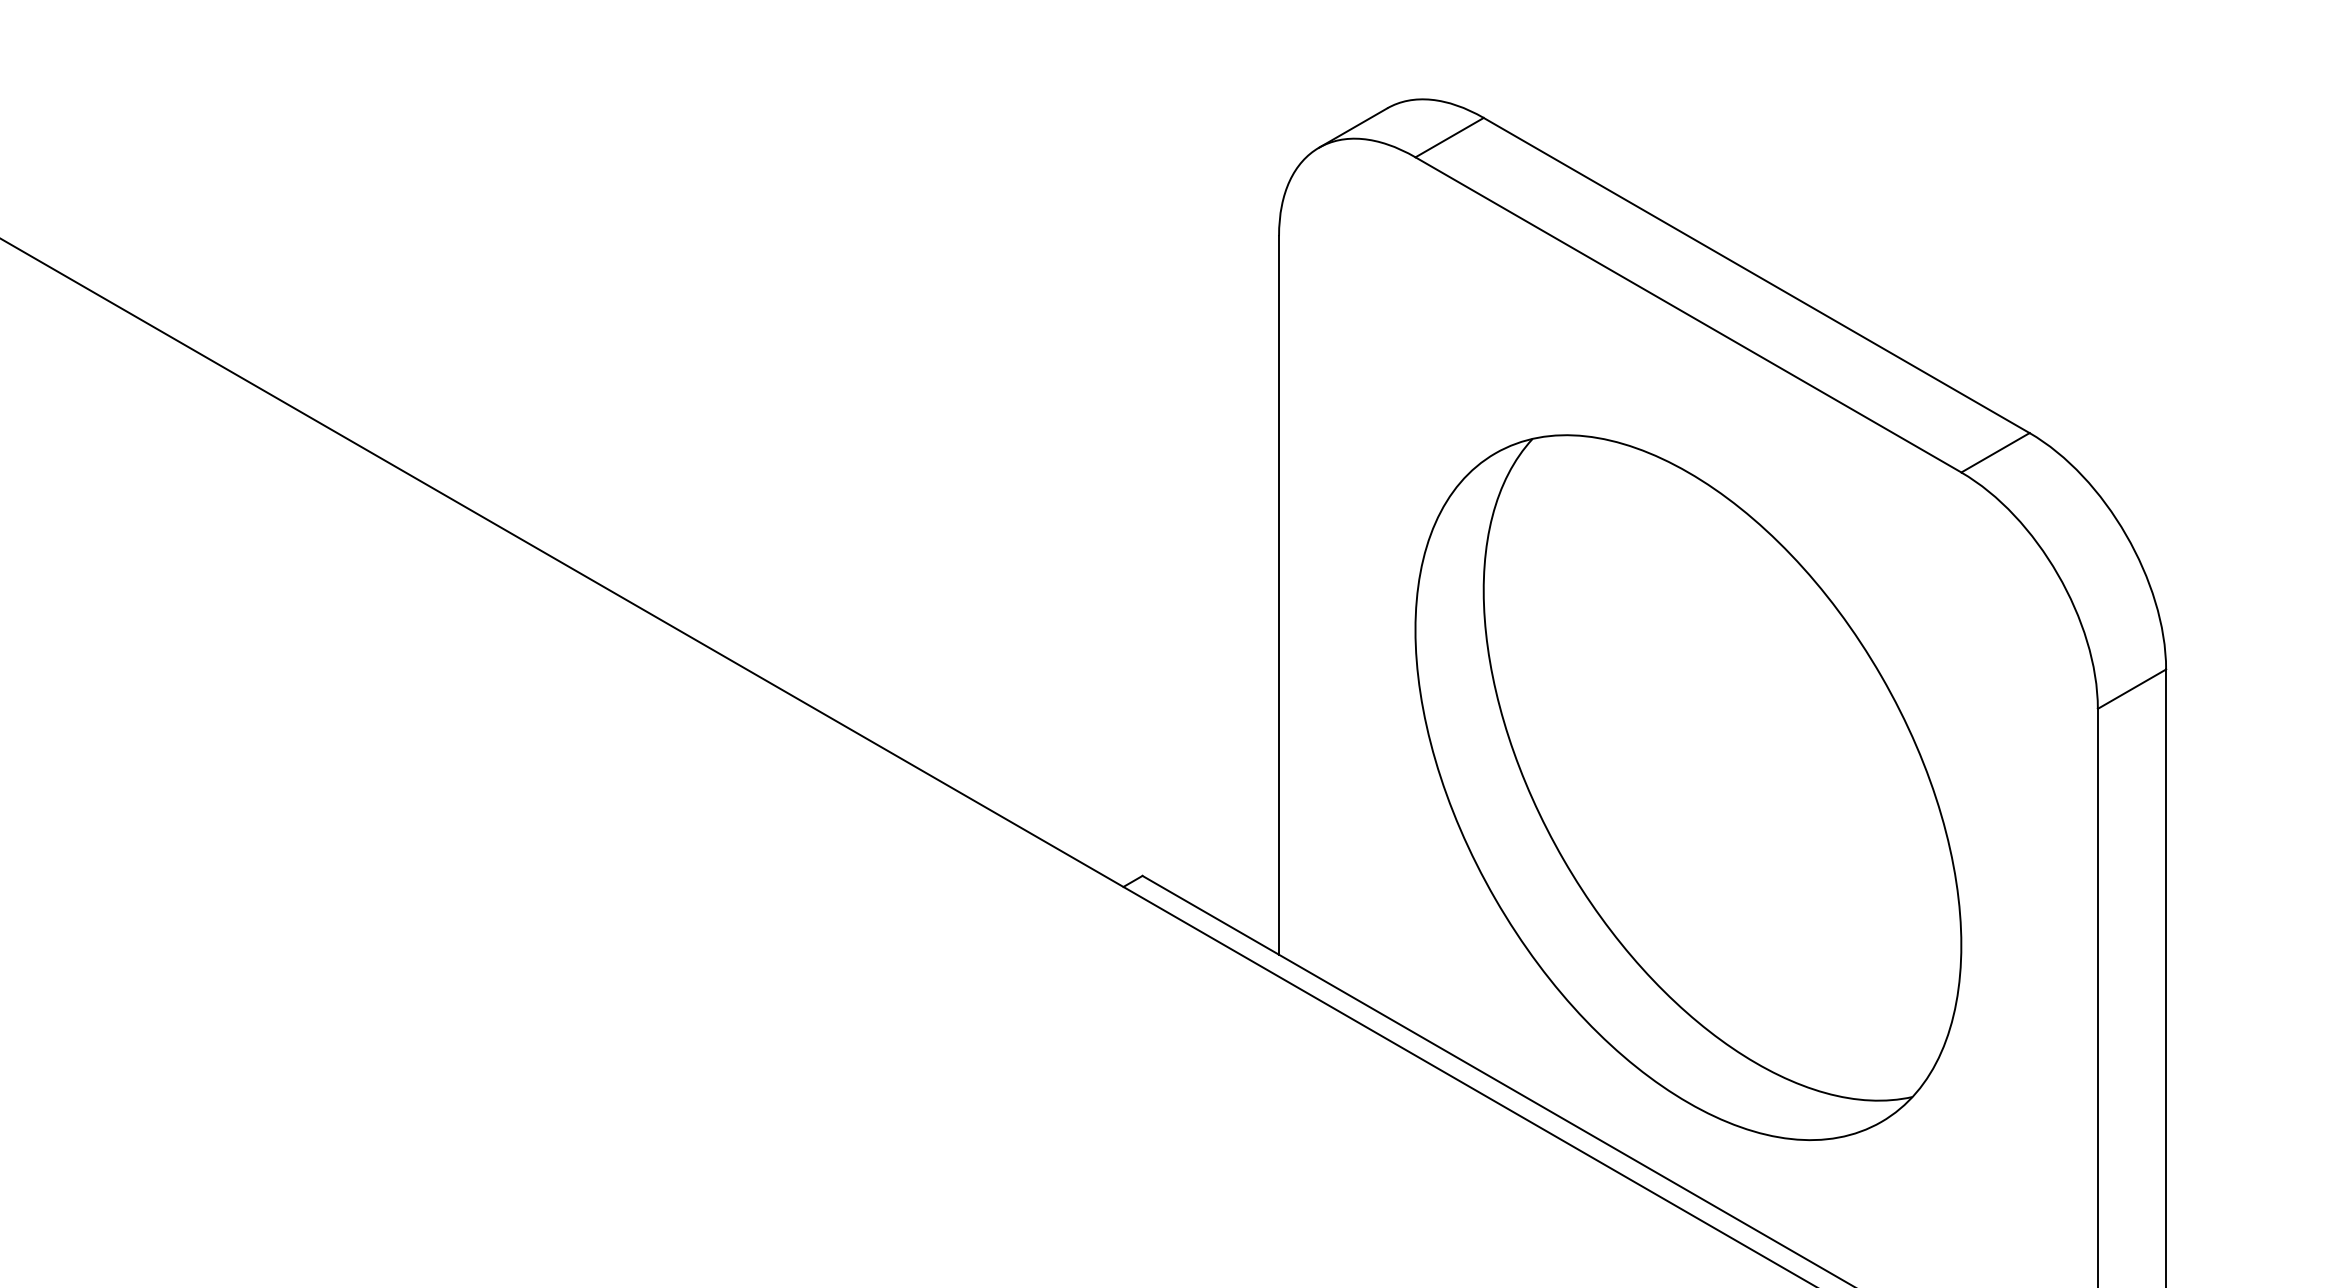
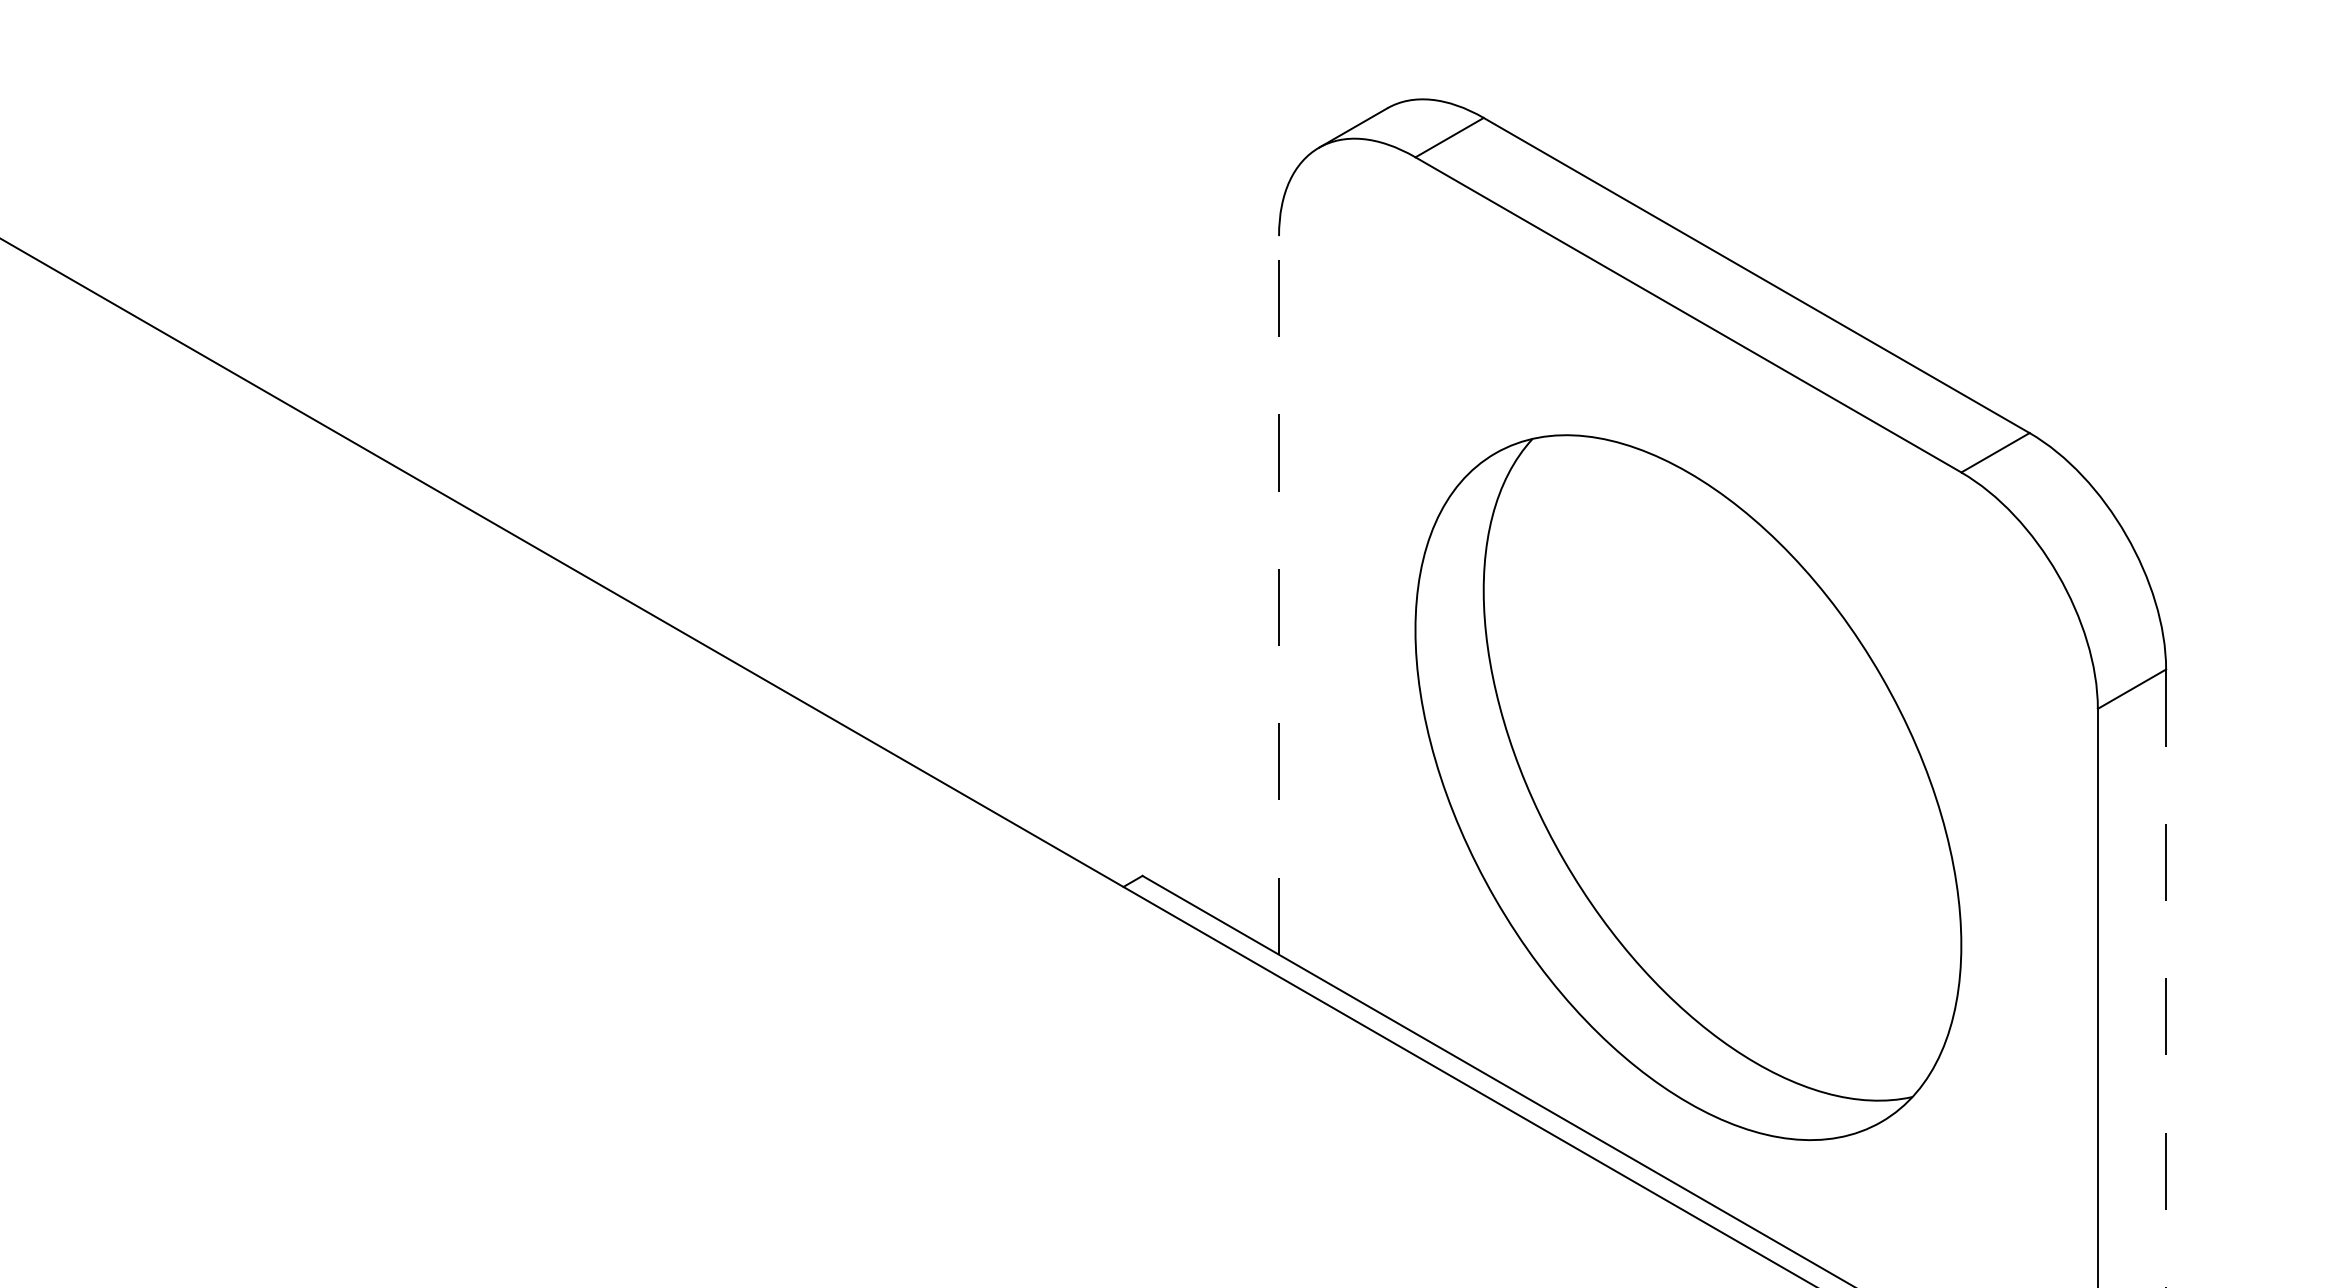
line: solid -> dashed (1279, 594)
line: solid -> dashed (2166, 978)
